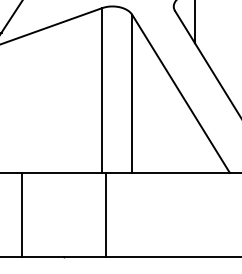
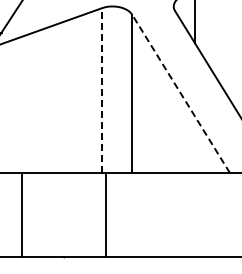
line: solid -> dashed (101, 90)
line: solid -> dashed (181, 93)
